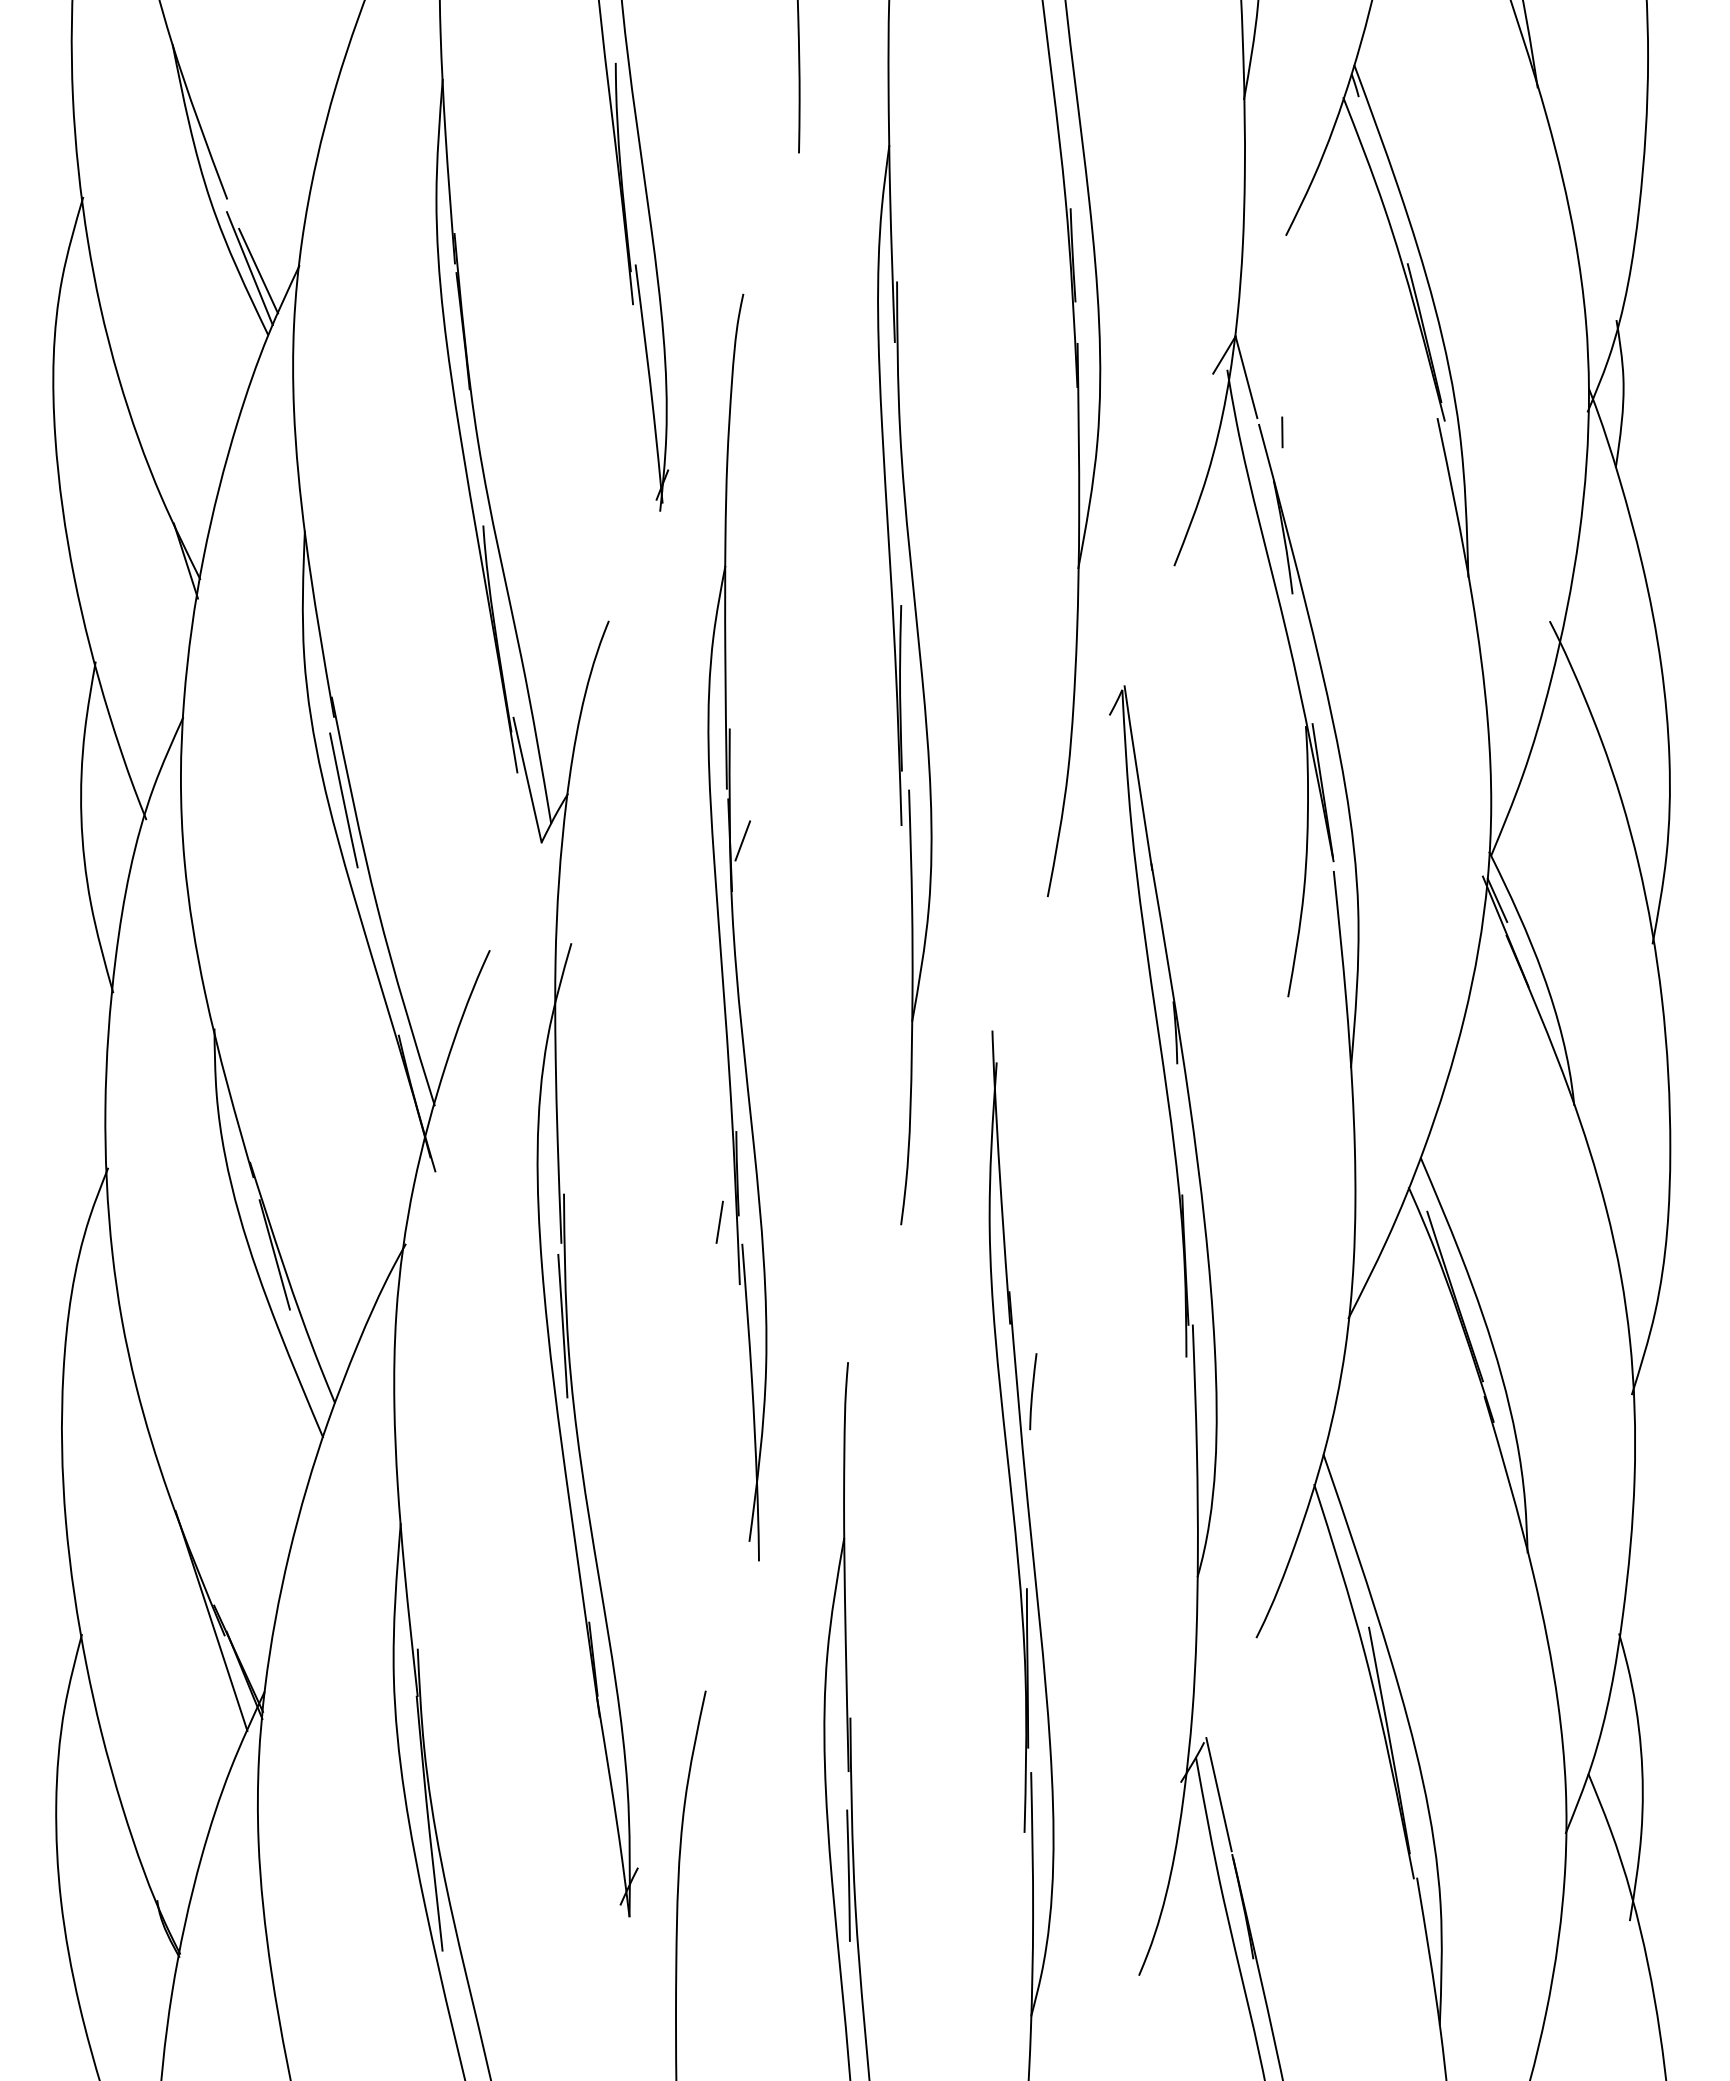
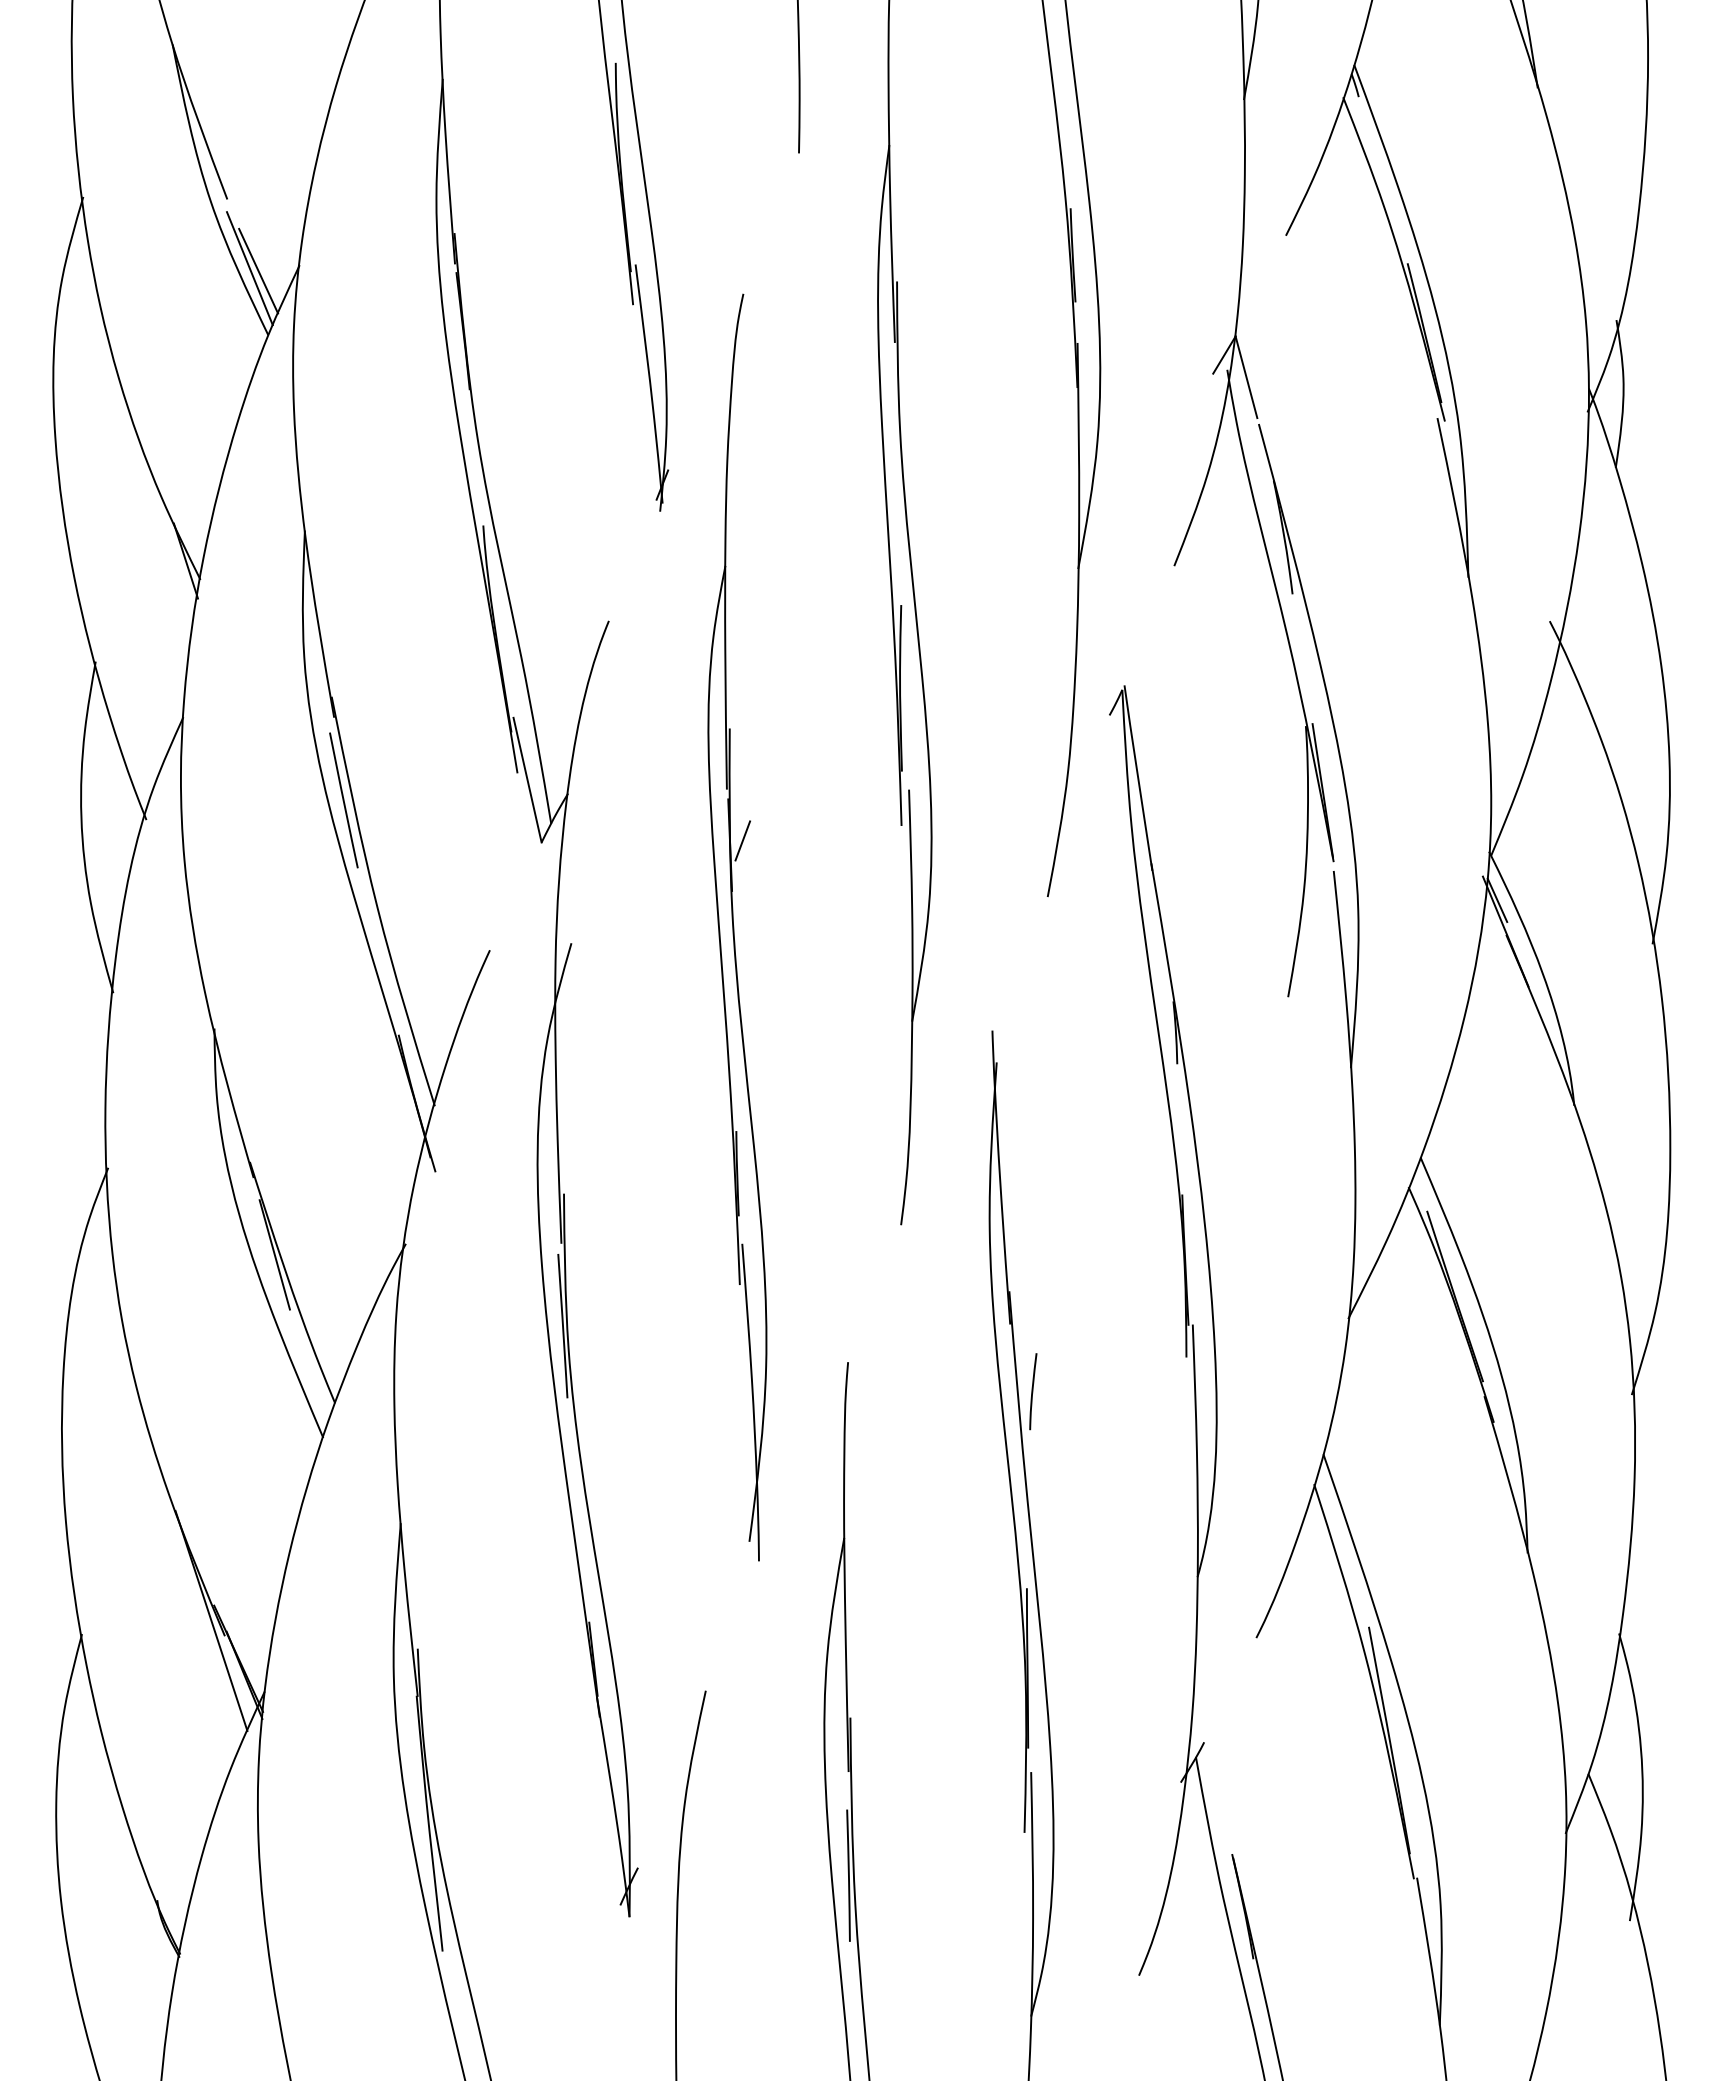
line: present -> none (1282, 432)
line: present -> none (719, 1221)
line: present -> none (1218, 1794)
